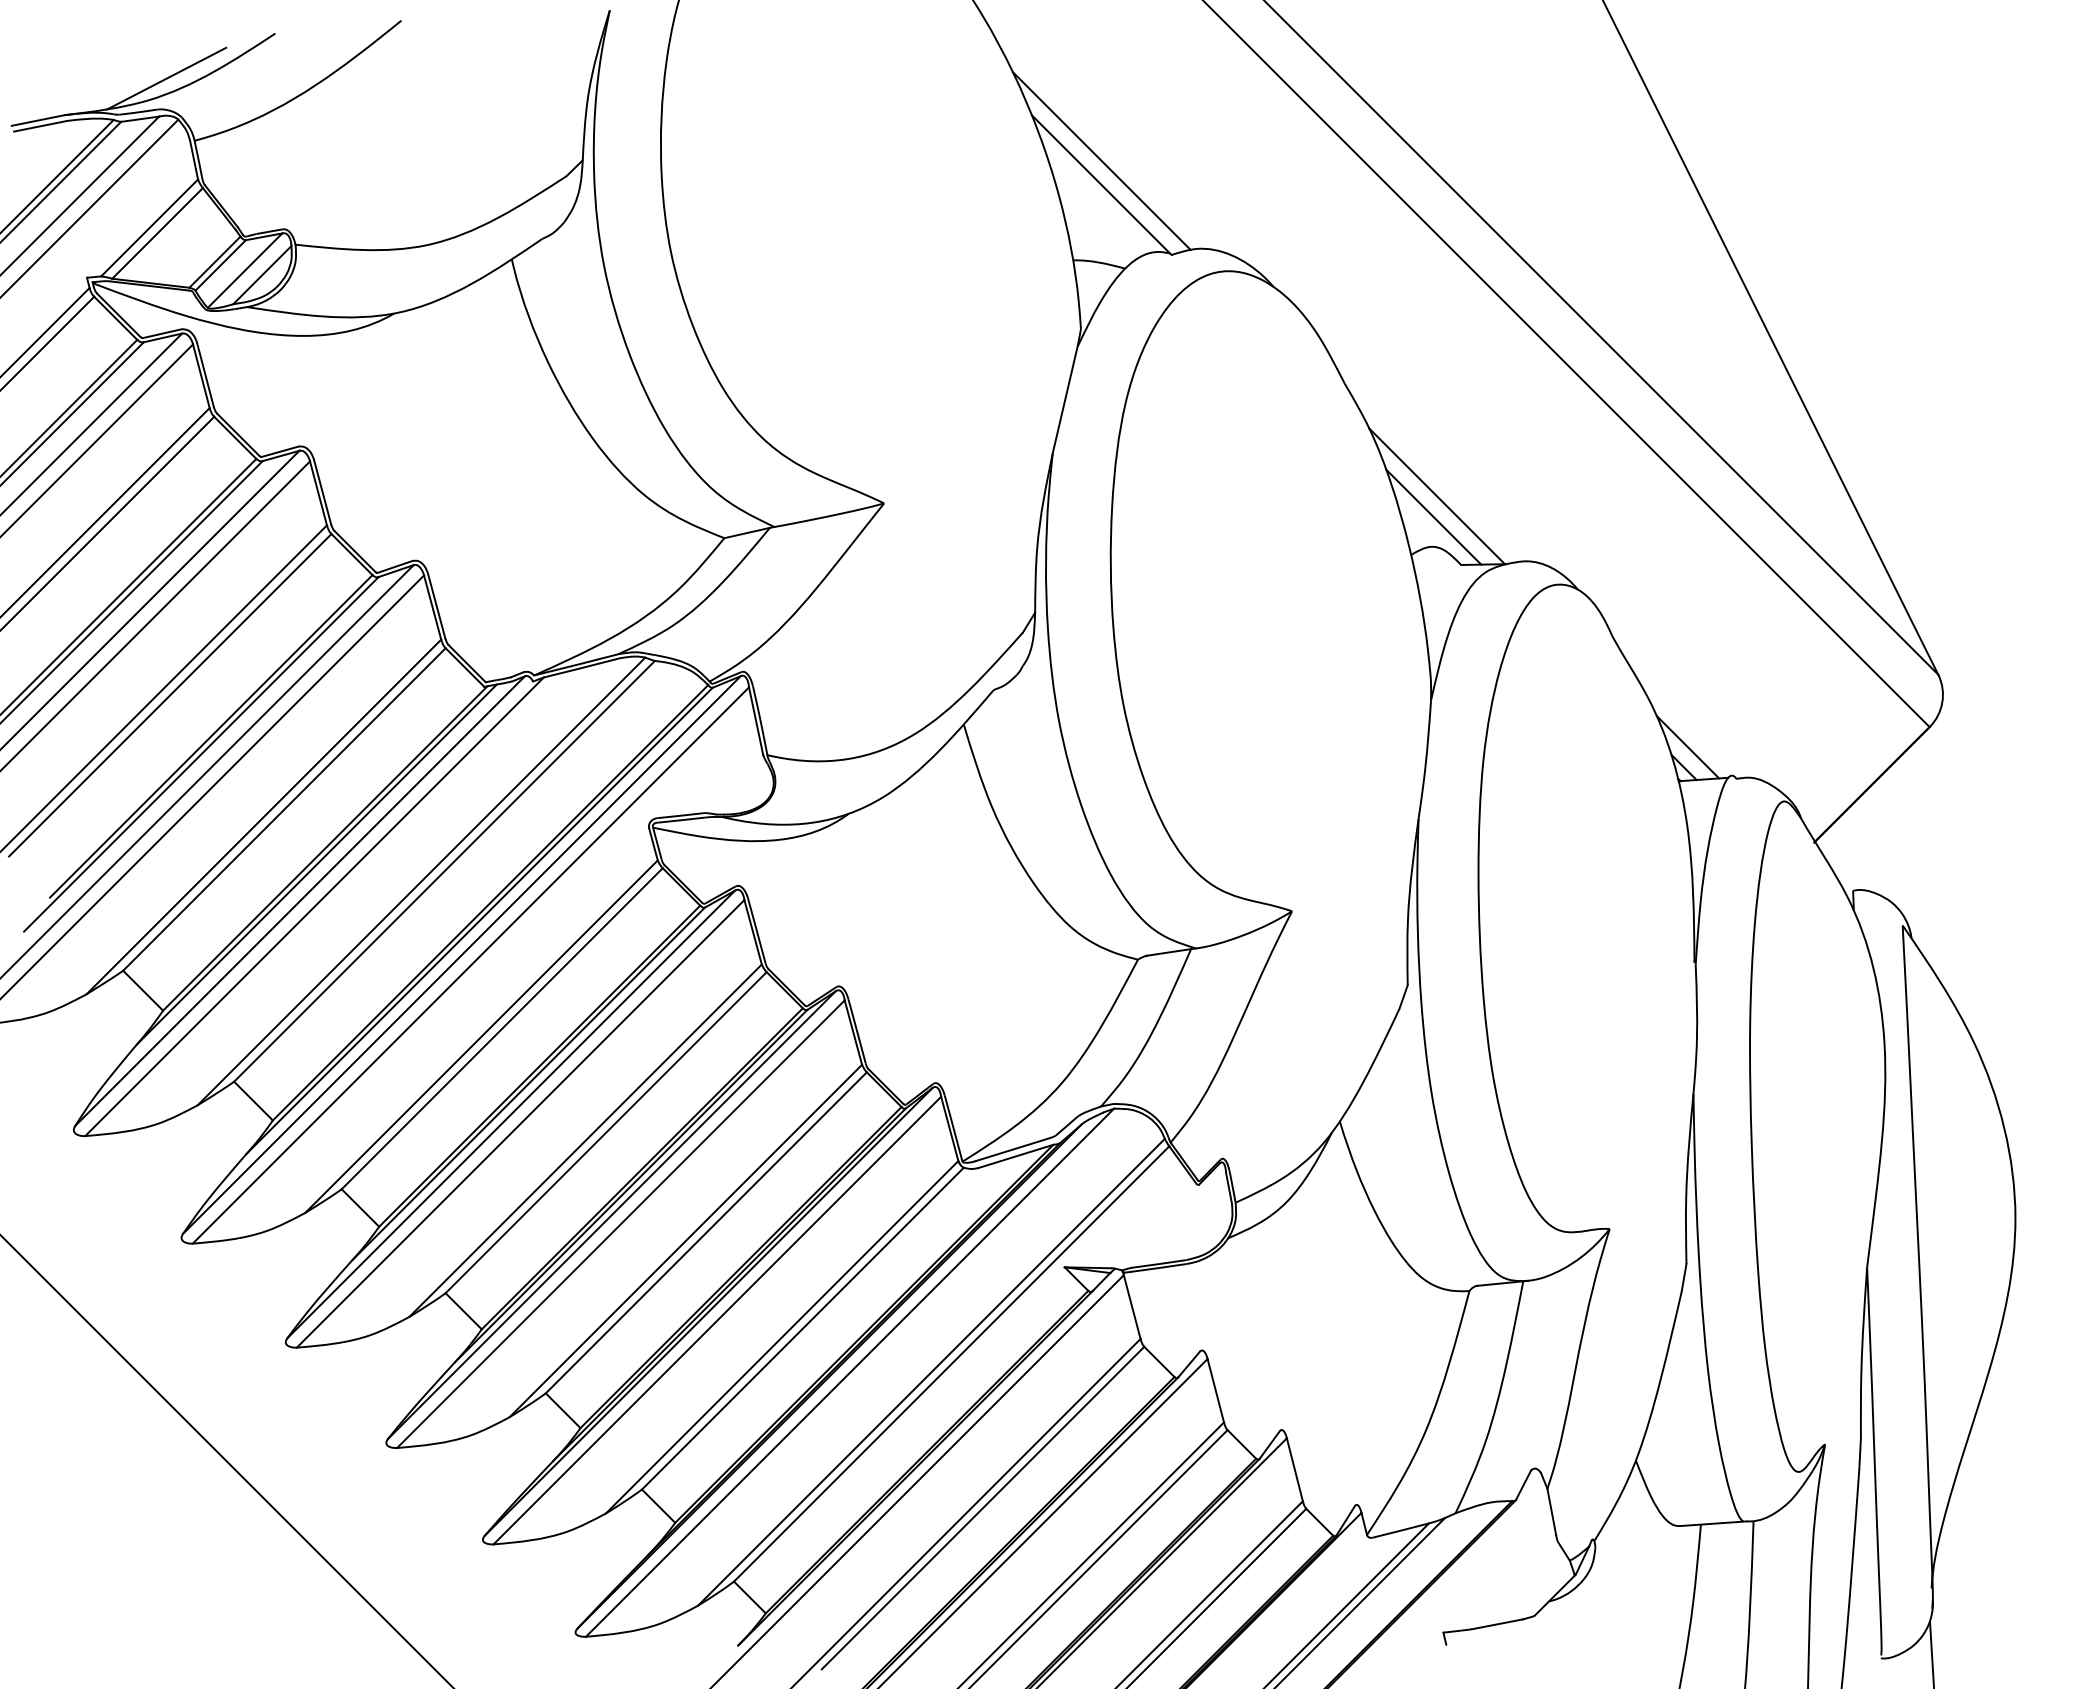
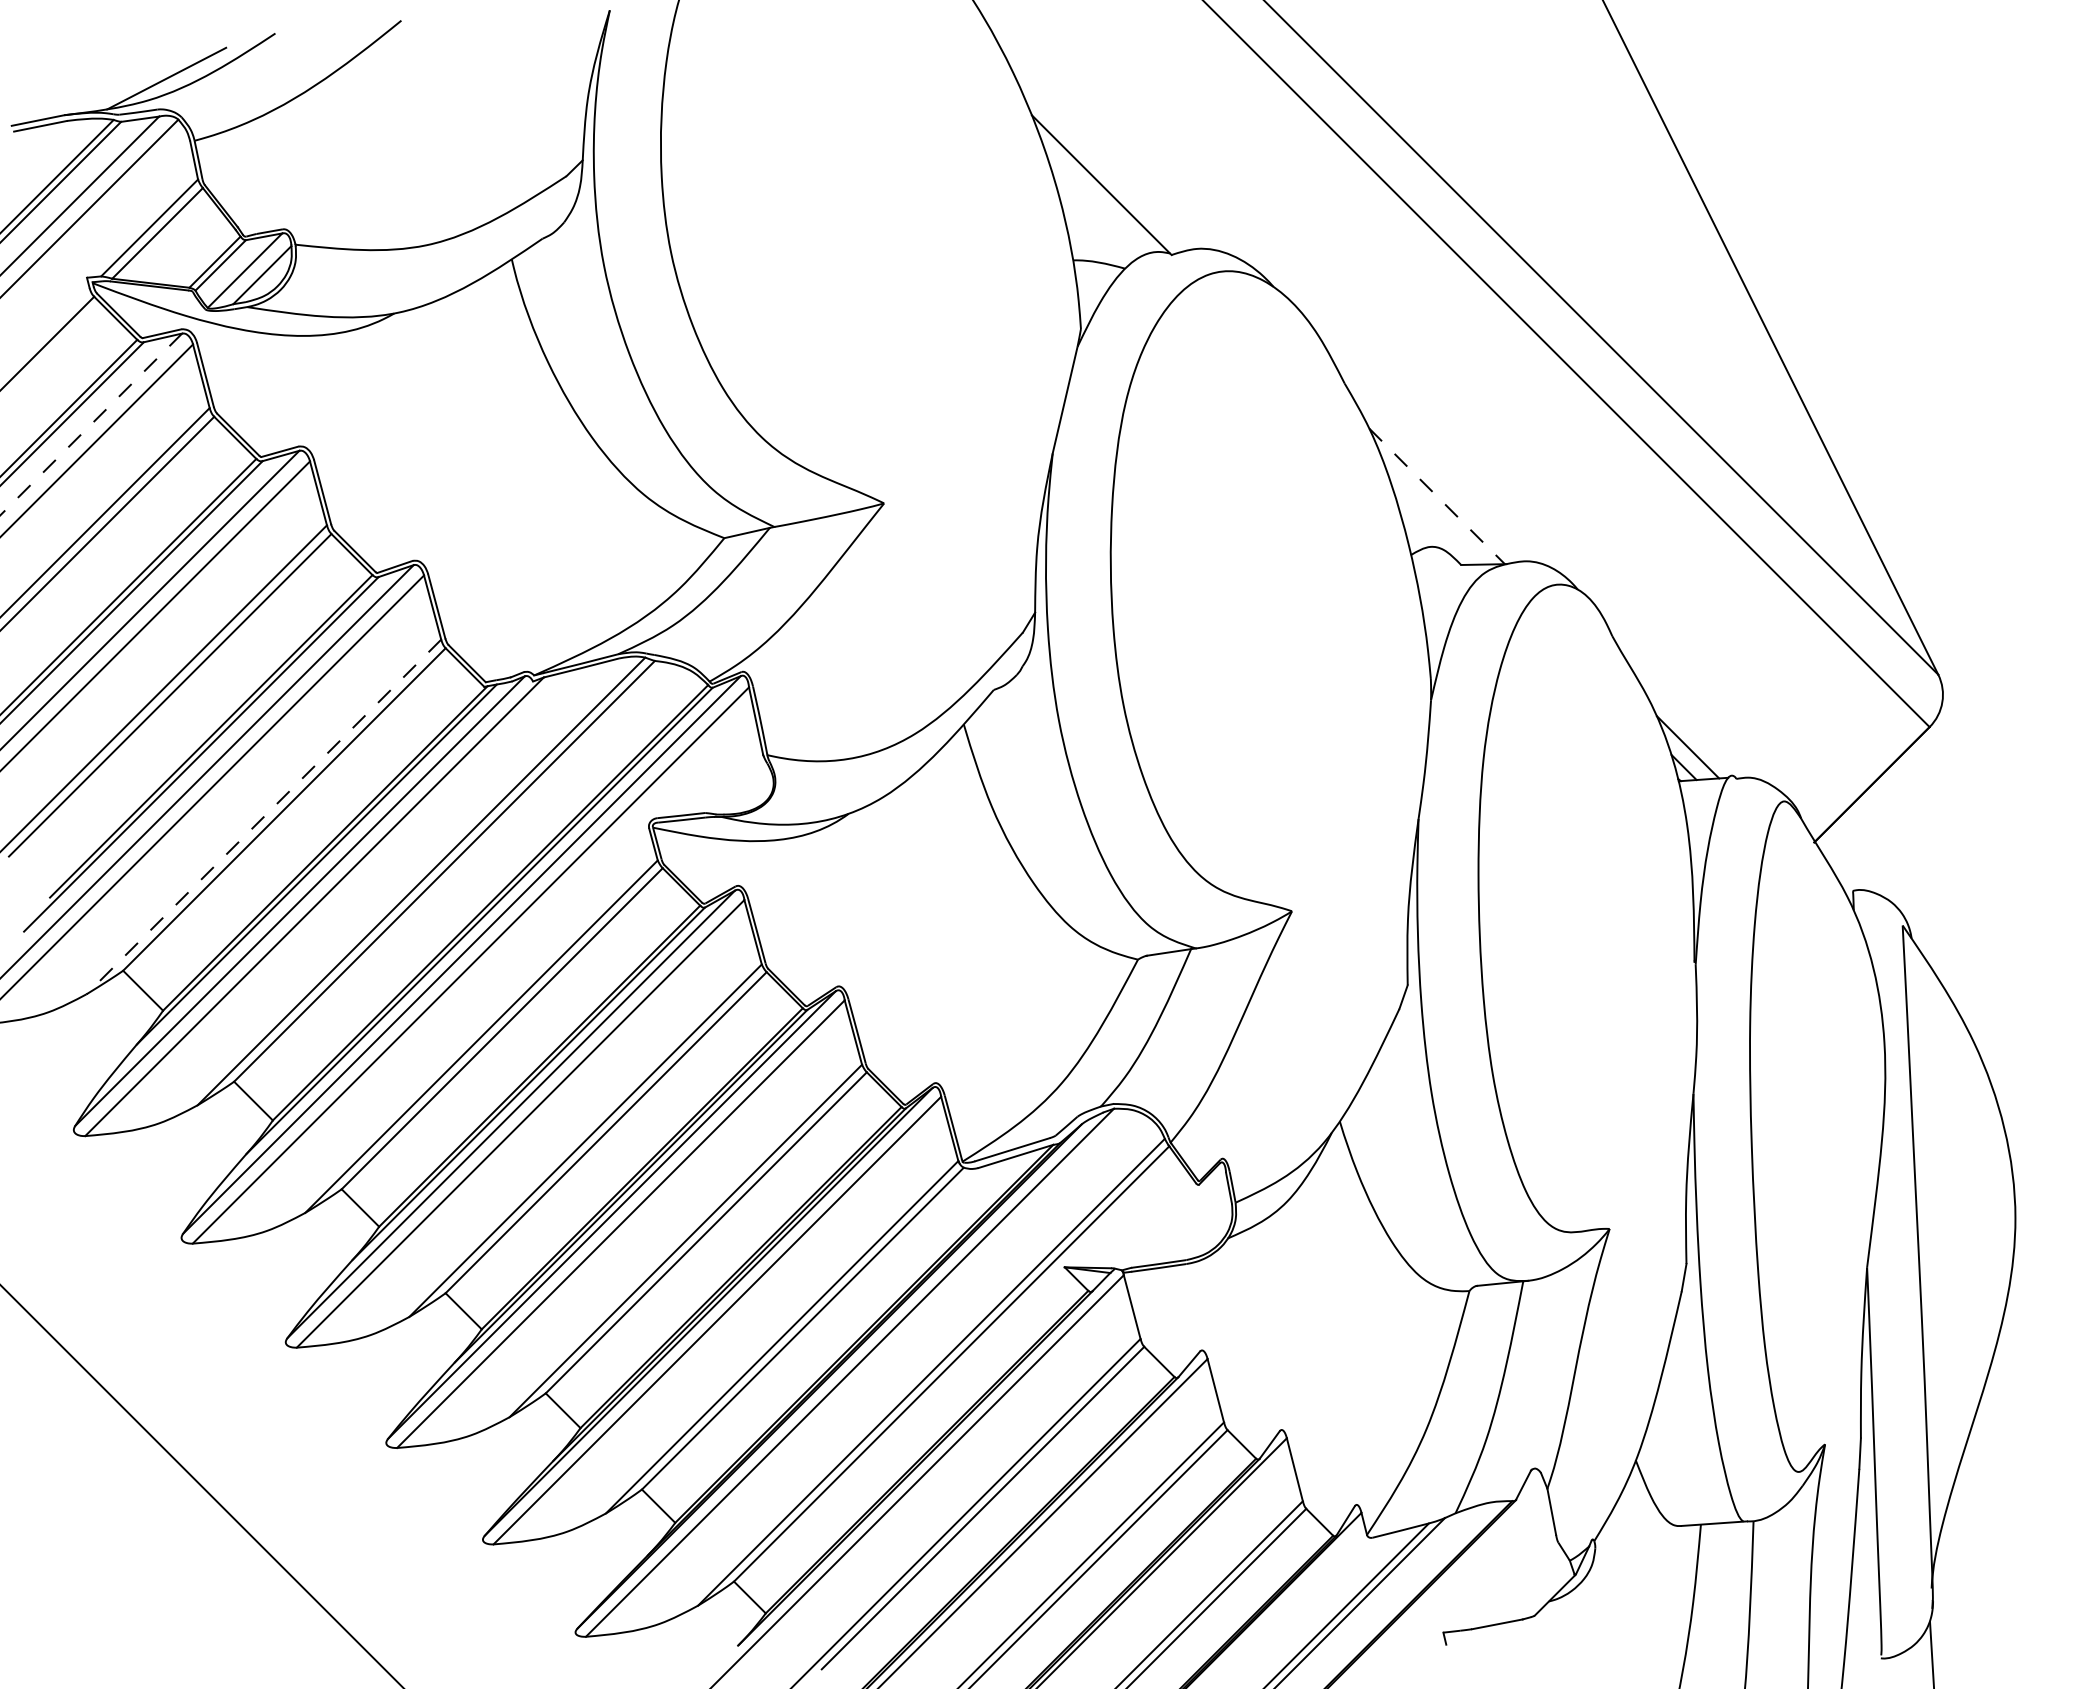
line: present -> none (1101, 160)
line: present -> none (45, 331)
line: solid -> dashed (91, 424)
line: solid -> dashed (1437, 496)
line: present -> none (1433, 516)
line: solid -> dashed (263, 816)
line position: (226, 1460) -> (201, 1485) (201, 1485)
